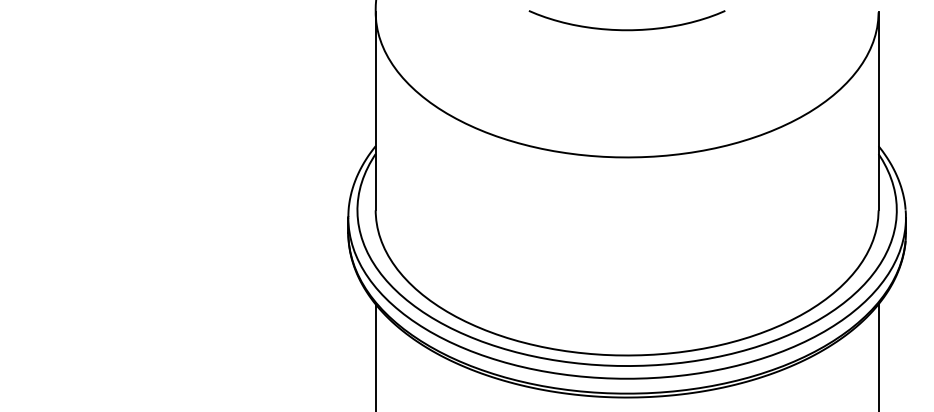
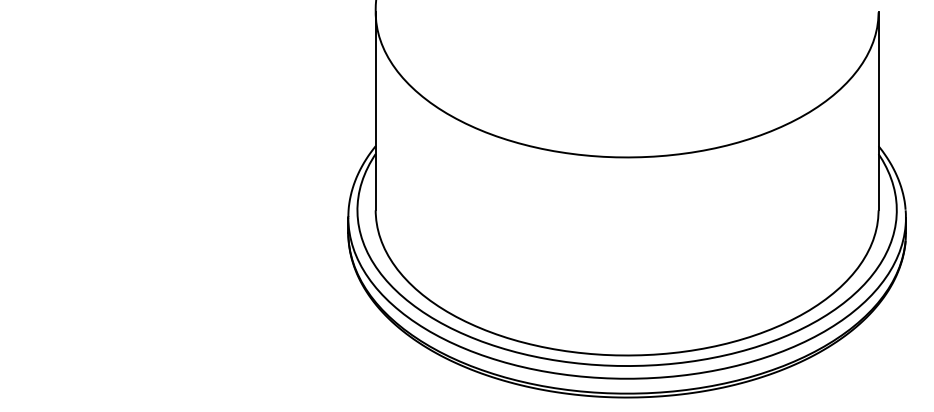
curve: present -> none (626, 29)
line: present -> none (375, 356)
line: present -> none (878, 356)
